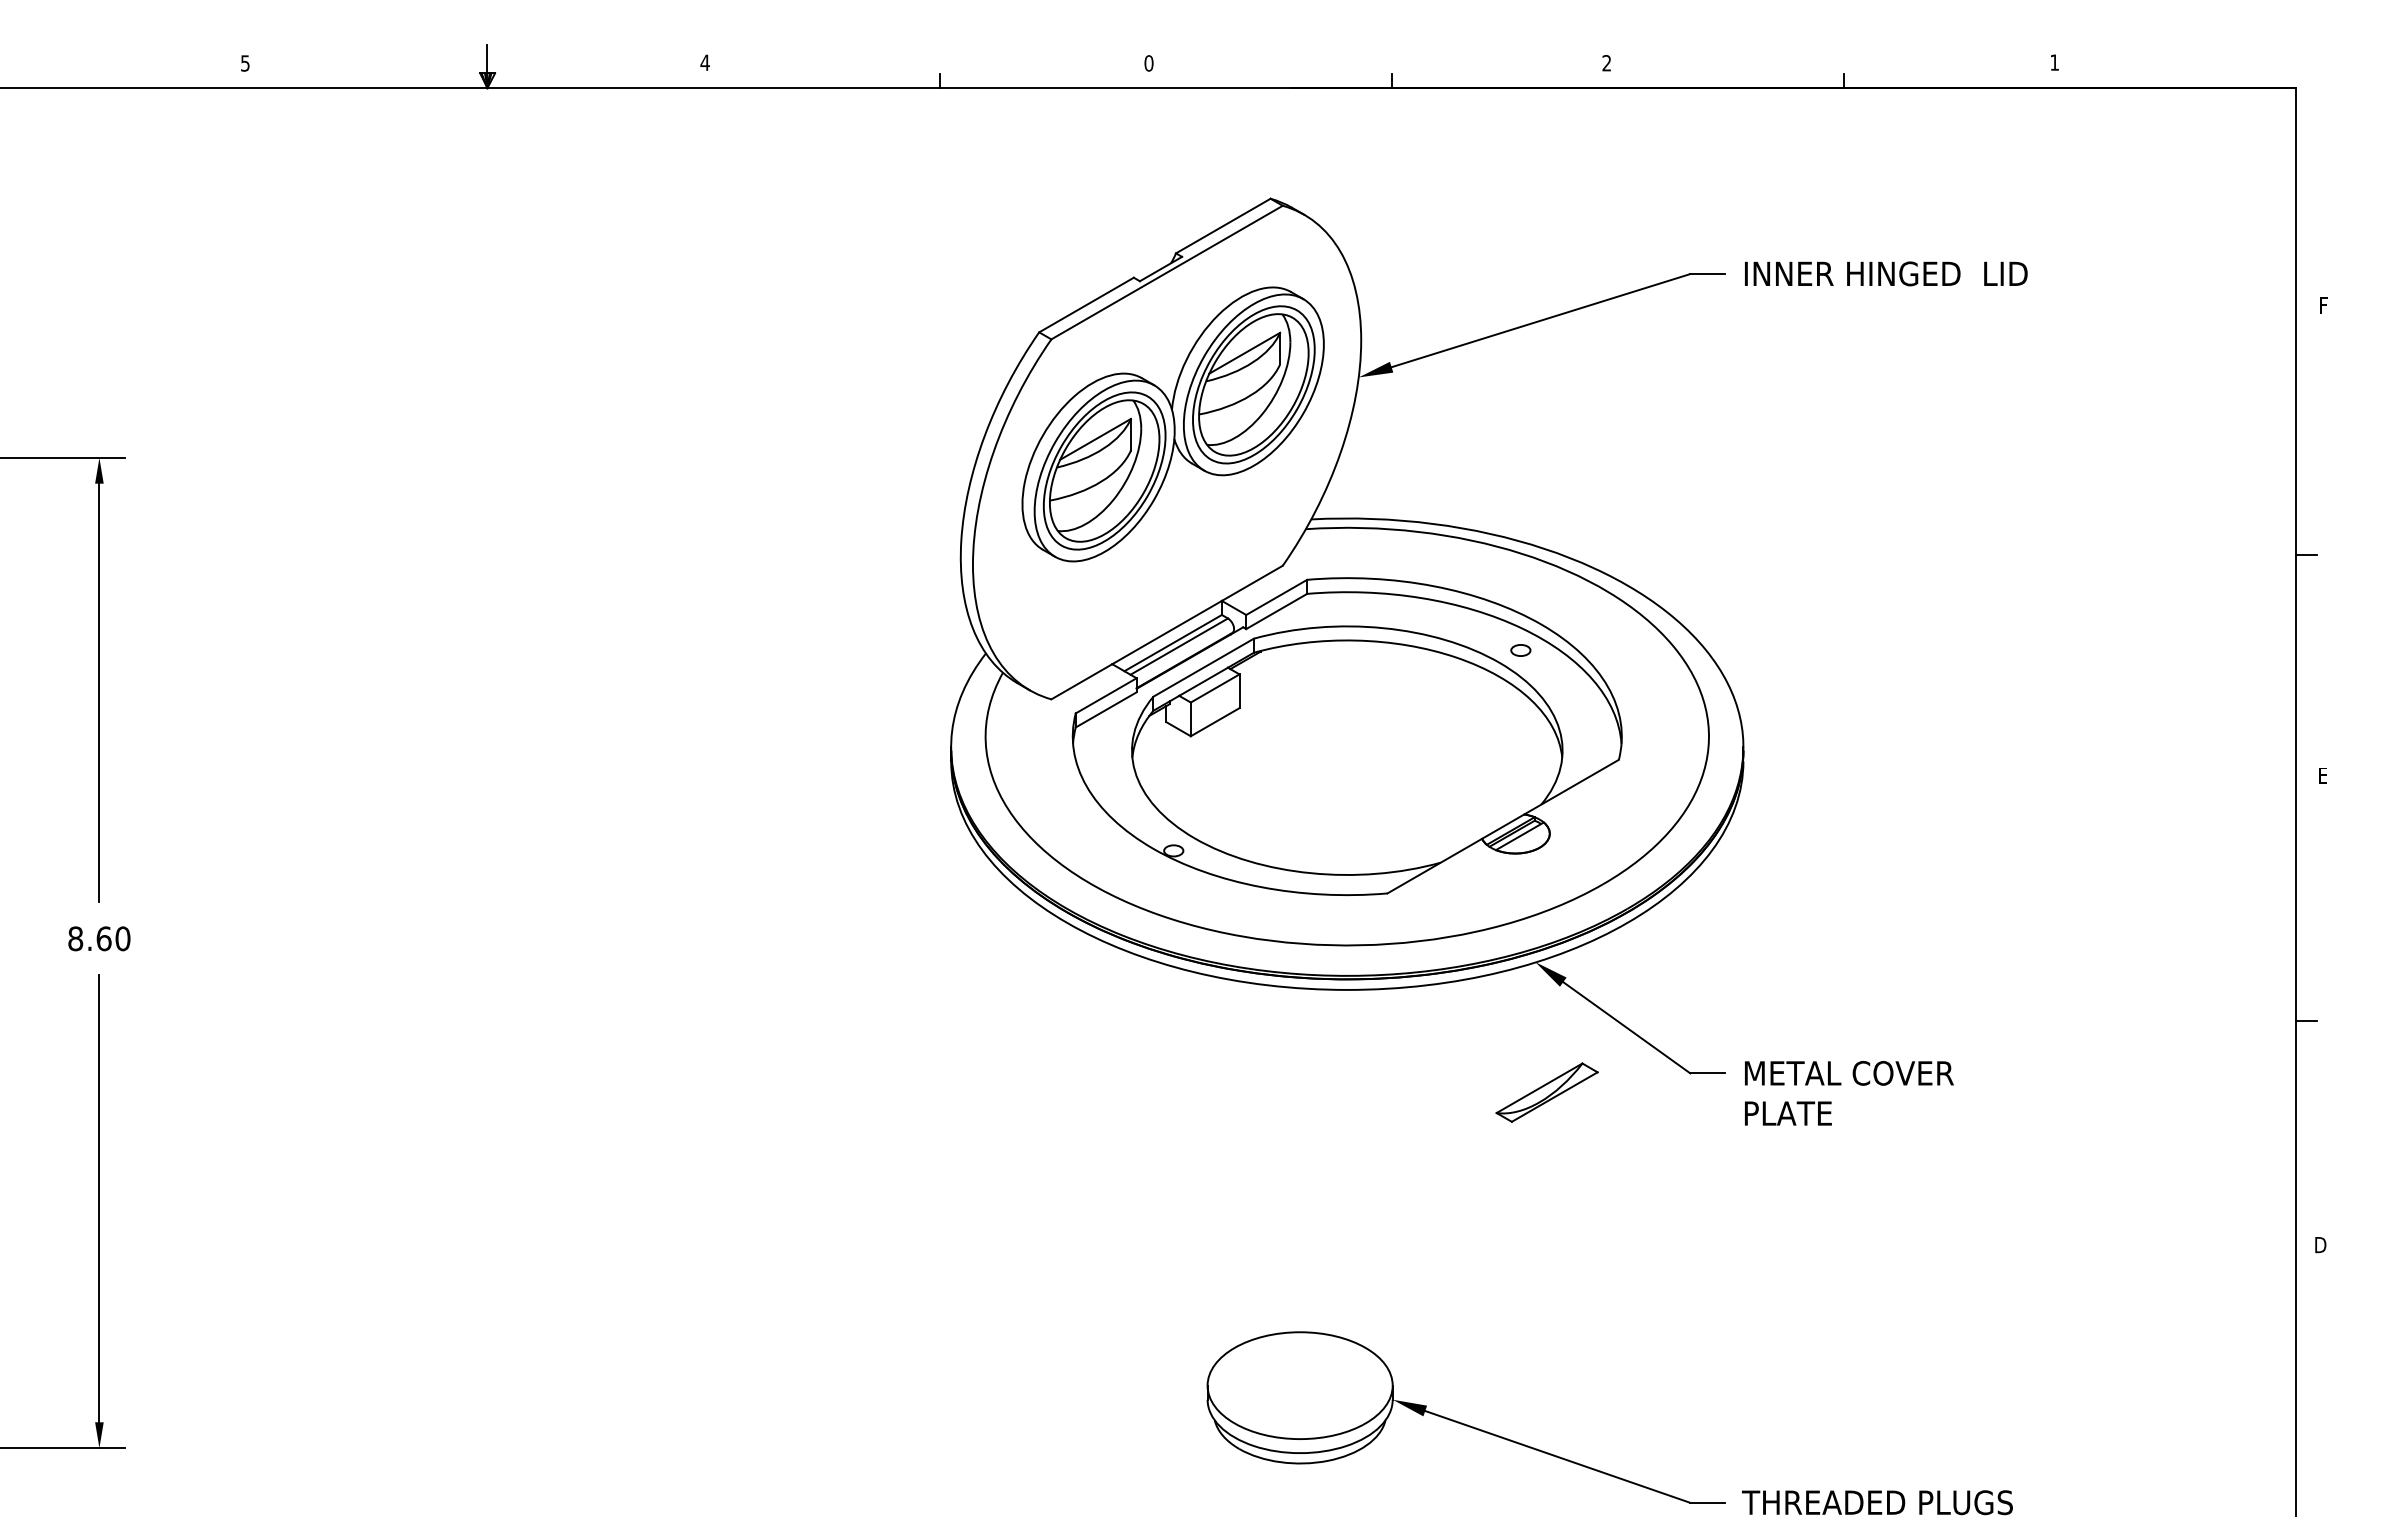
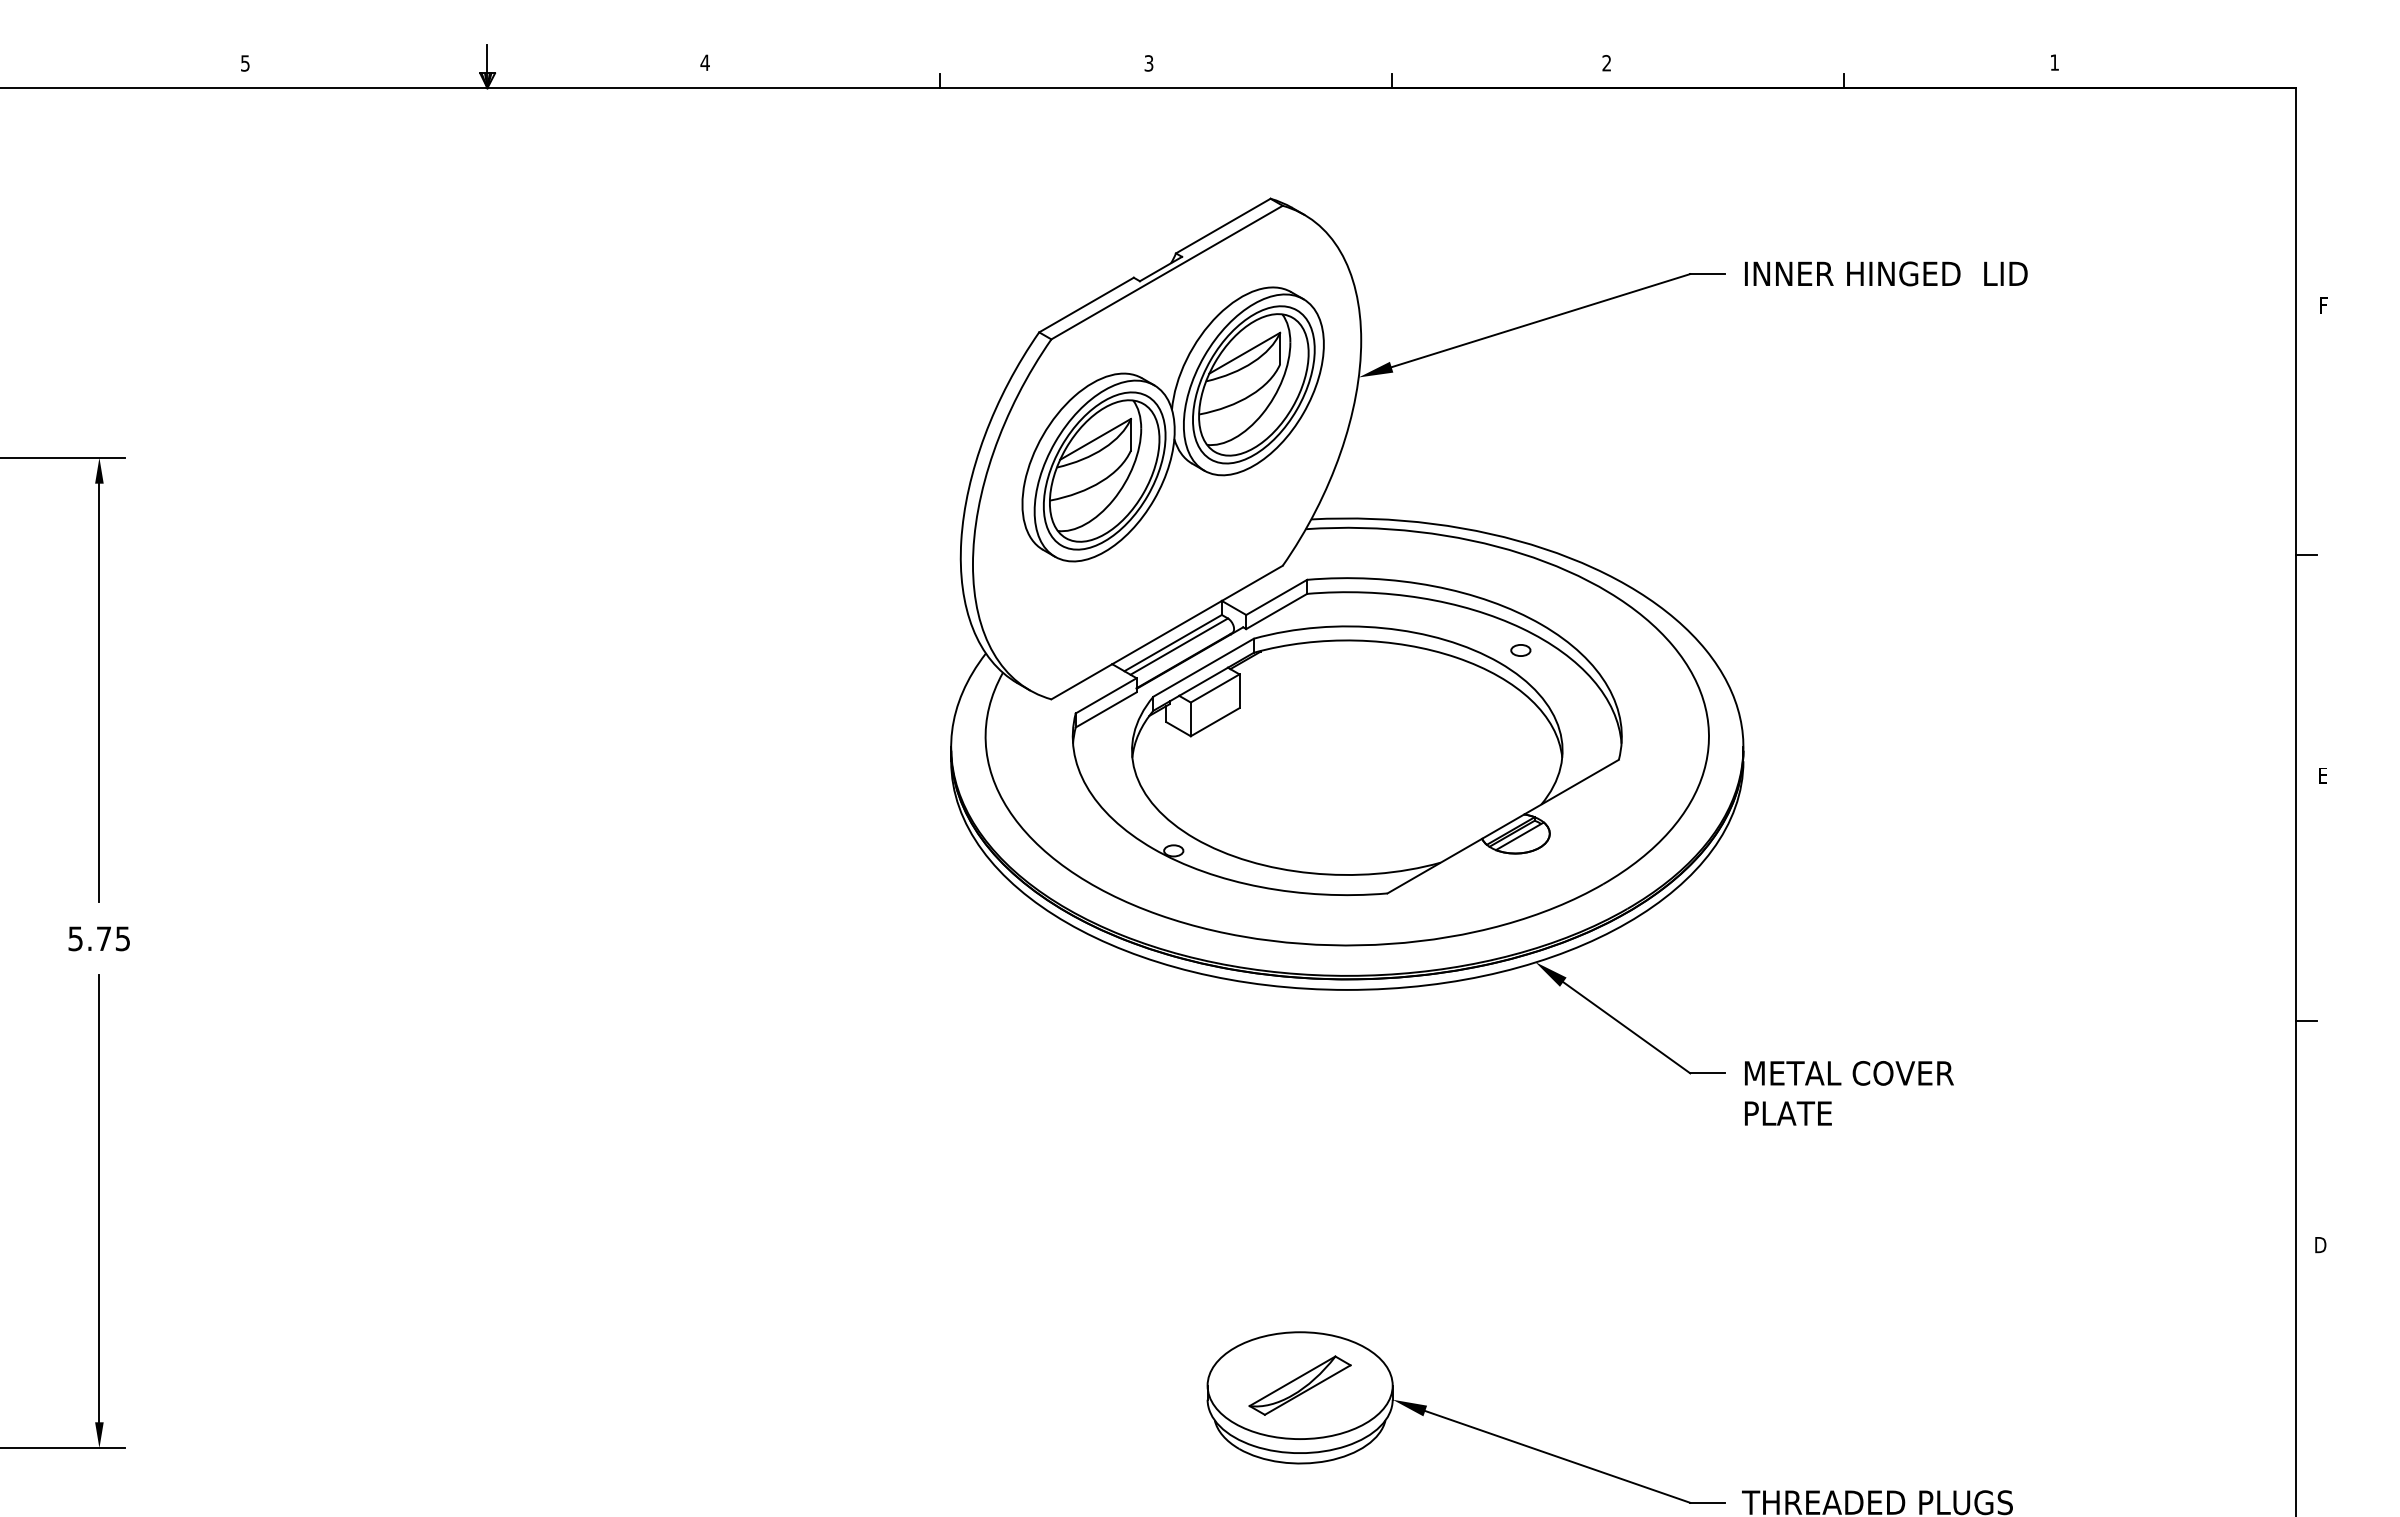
text: 0 -> 3 (1148, 63)
text: 8.60 -> 5.75 (99, 938)
part position: (1546, 1092) -> (1299, 1385) (1299, 1385)
